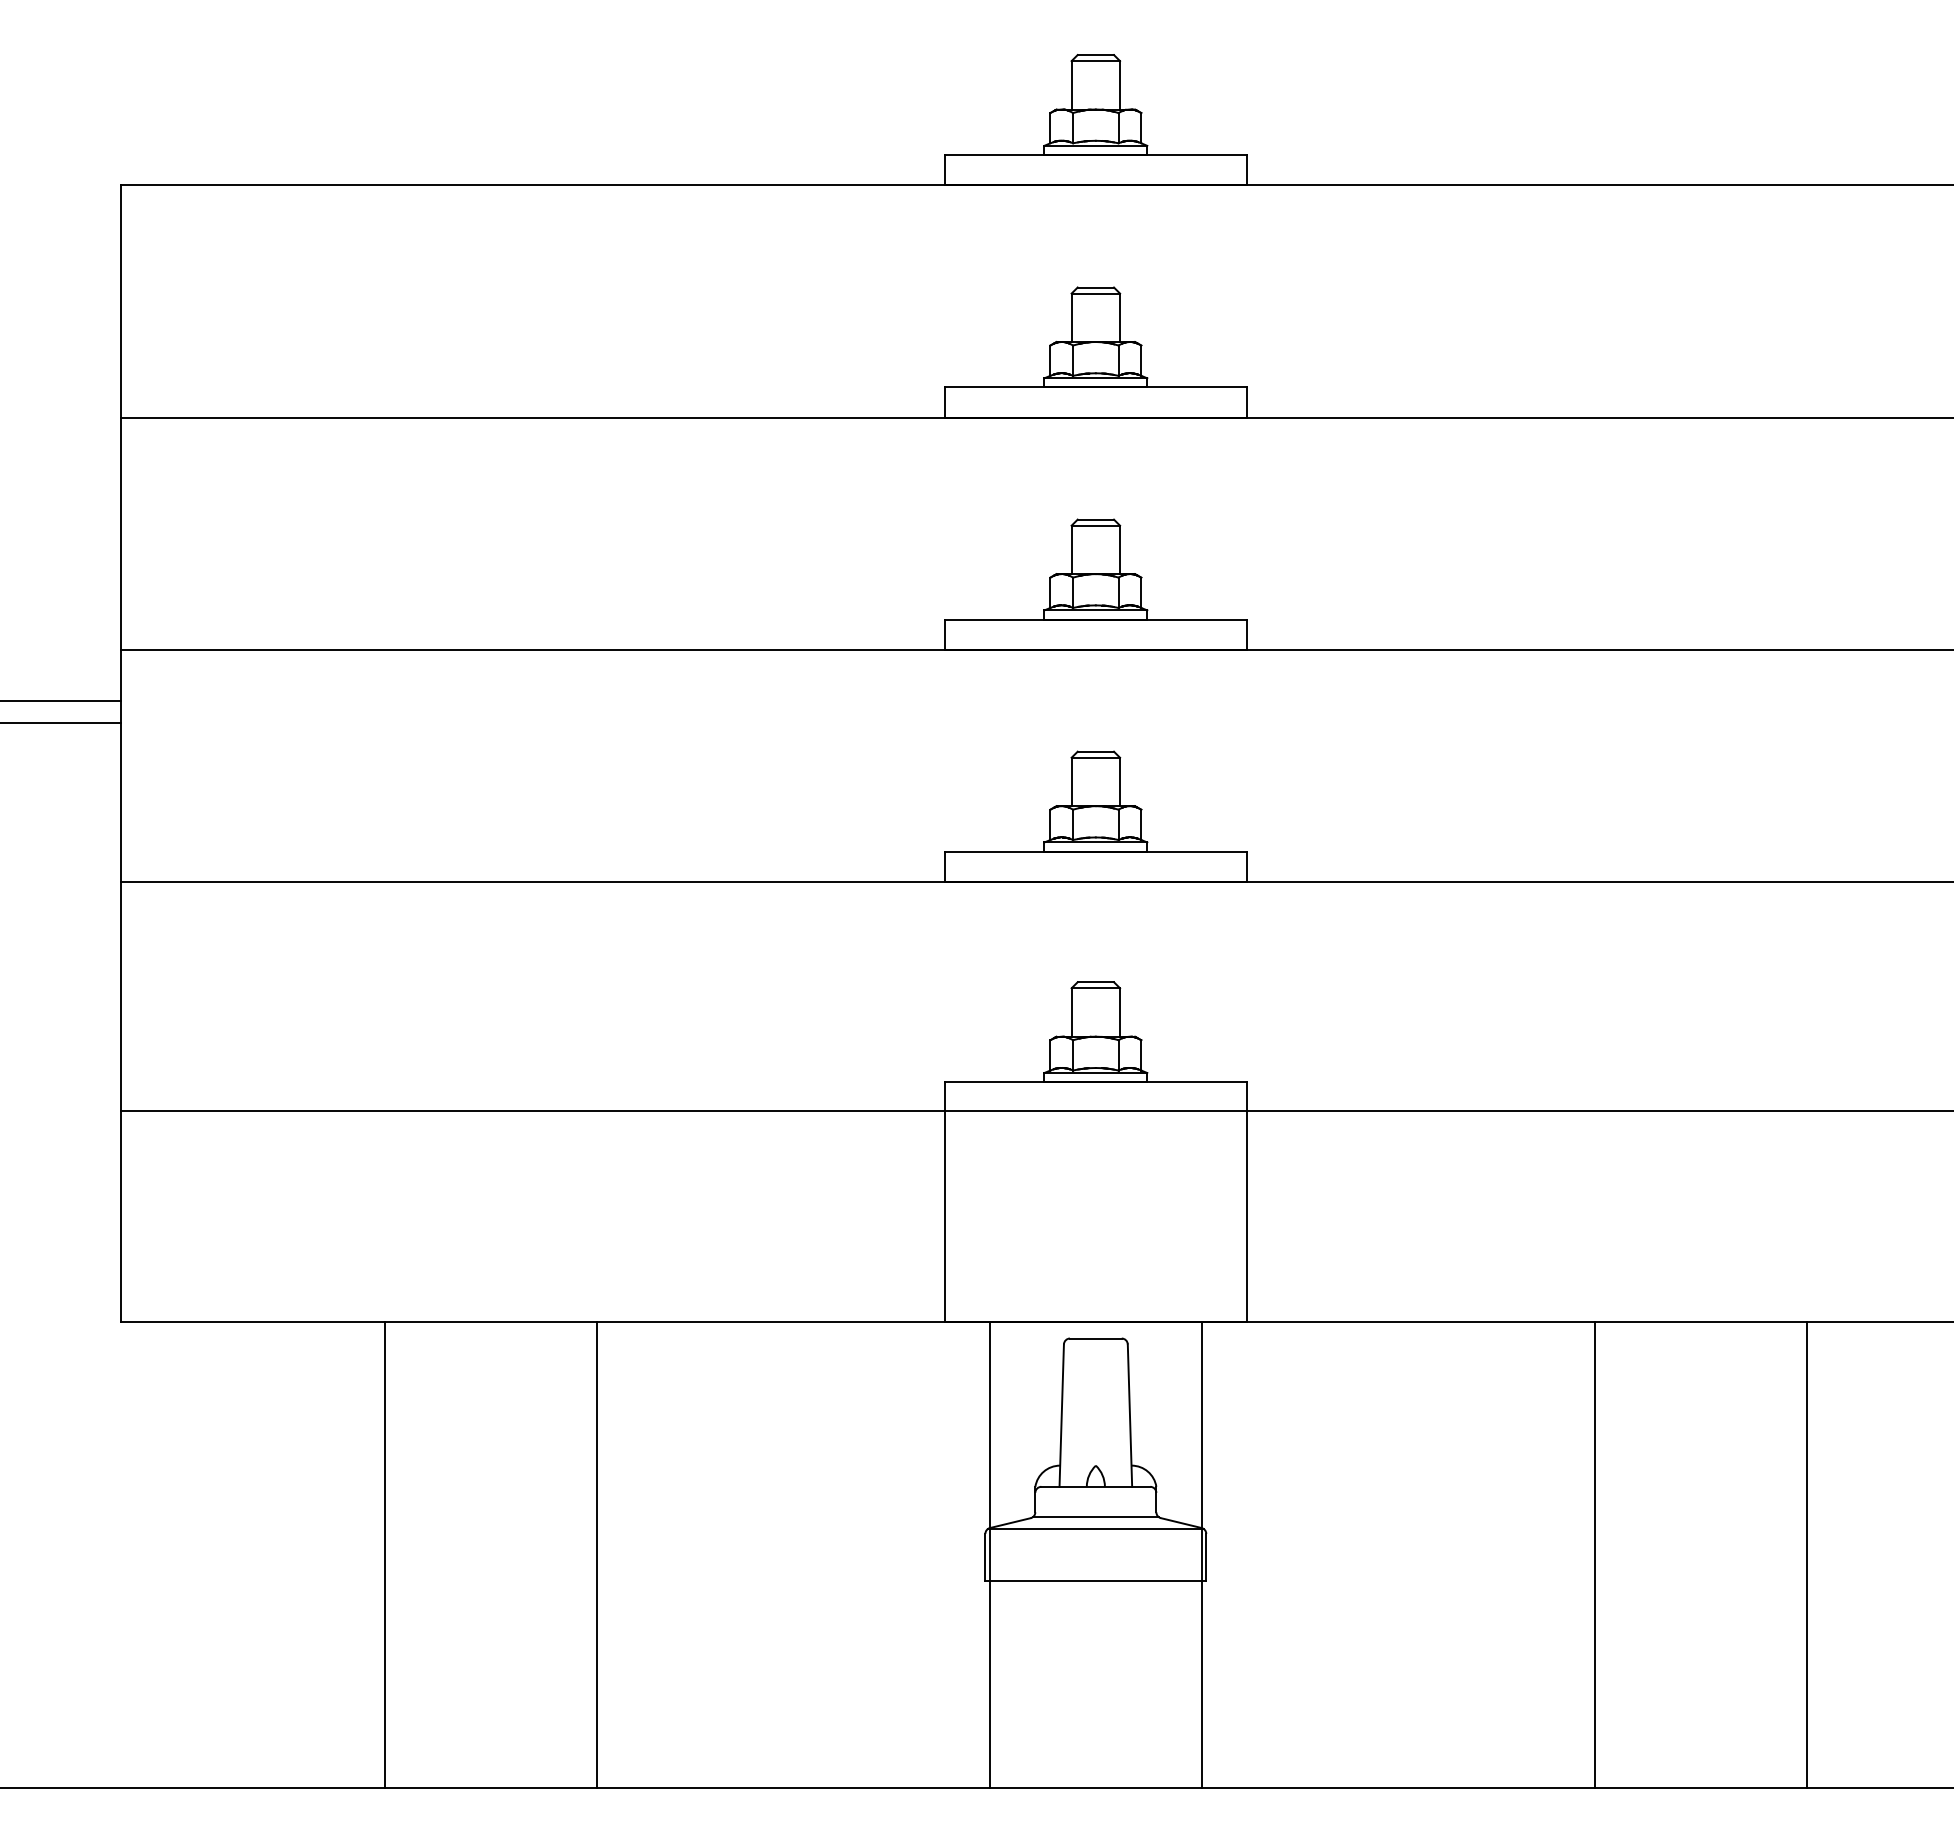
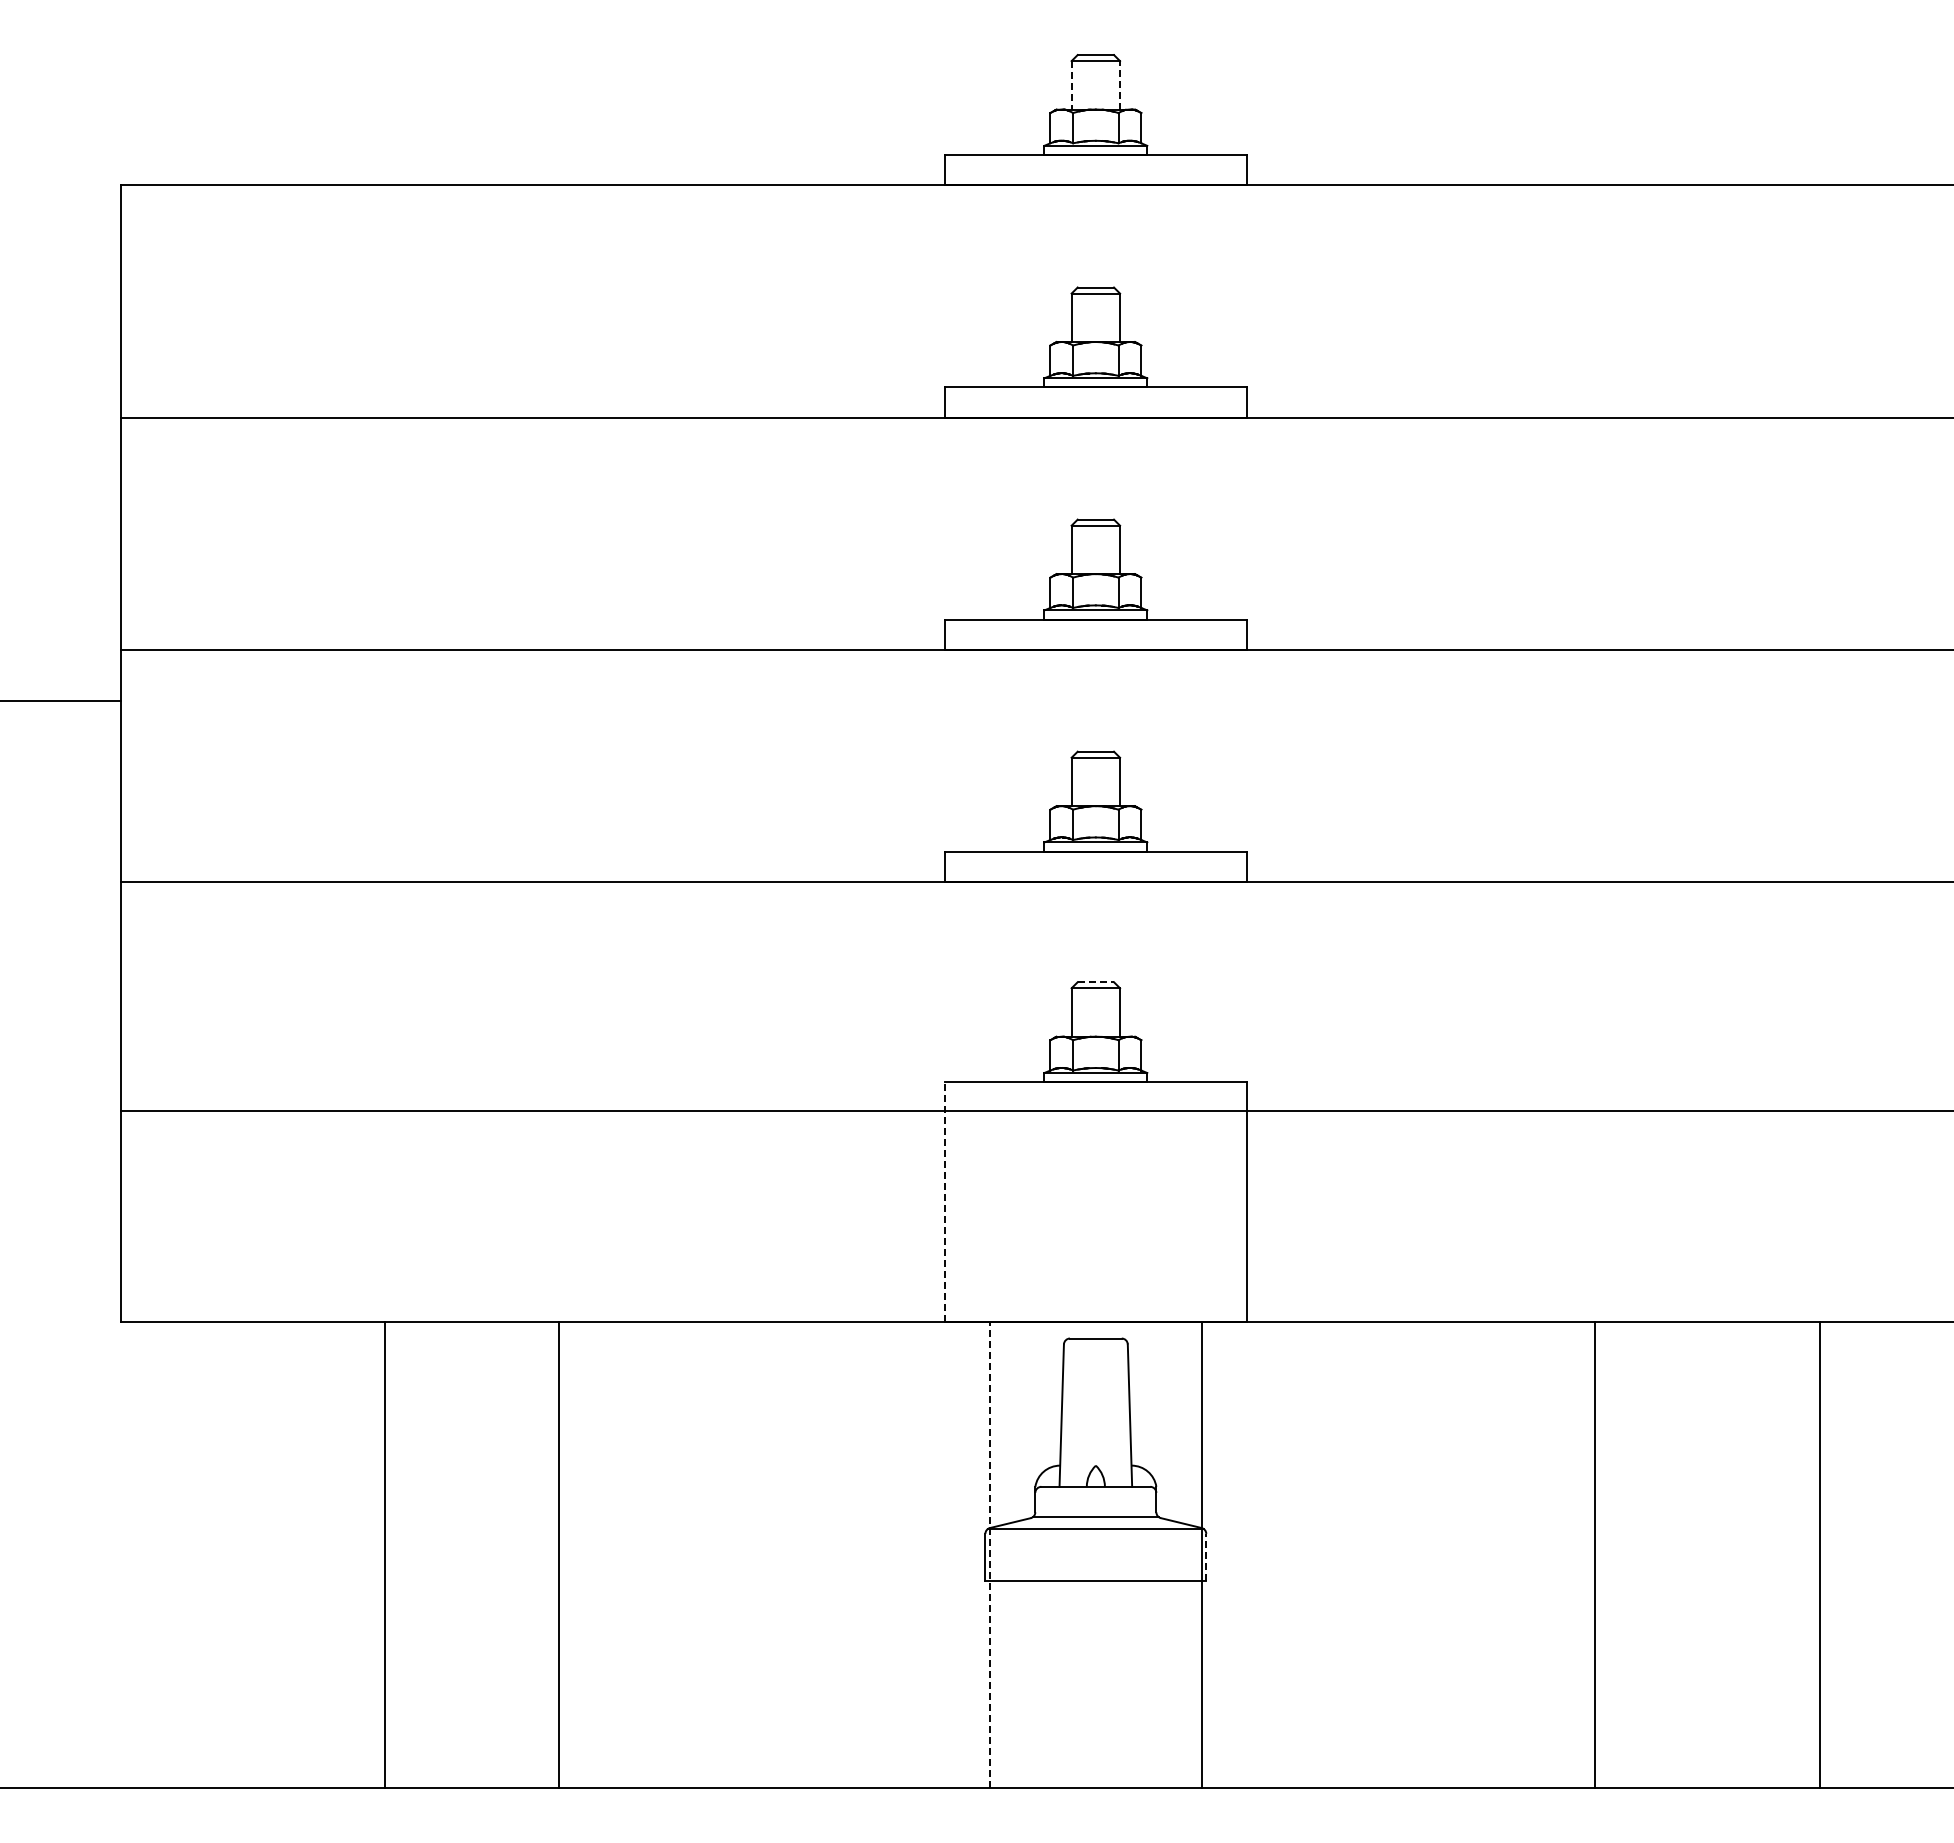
line: solid -> dashed (1120, 84)
line: solid -> dashed (1071, 85)
line: present -> none (61, 722)
line: solid -> dashed (1096, 982)
line: solid -> dashed (944, 1201)
line position: (596, 1554) -> (558, 1554) (558, 1554)
line position: (1807, 1554) -> (1820, 1554) (1820, 1554)
line: solid -> dashed (989, 1555)
line: solid -> dashed (1206, 1556)
